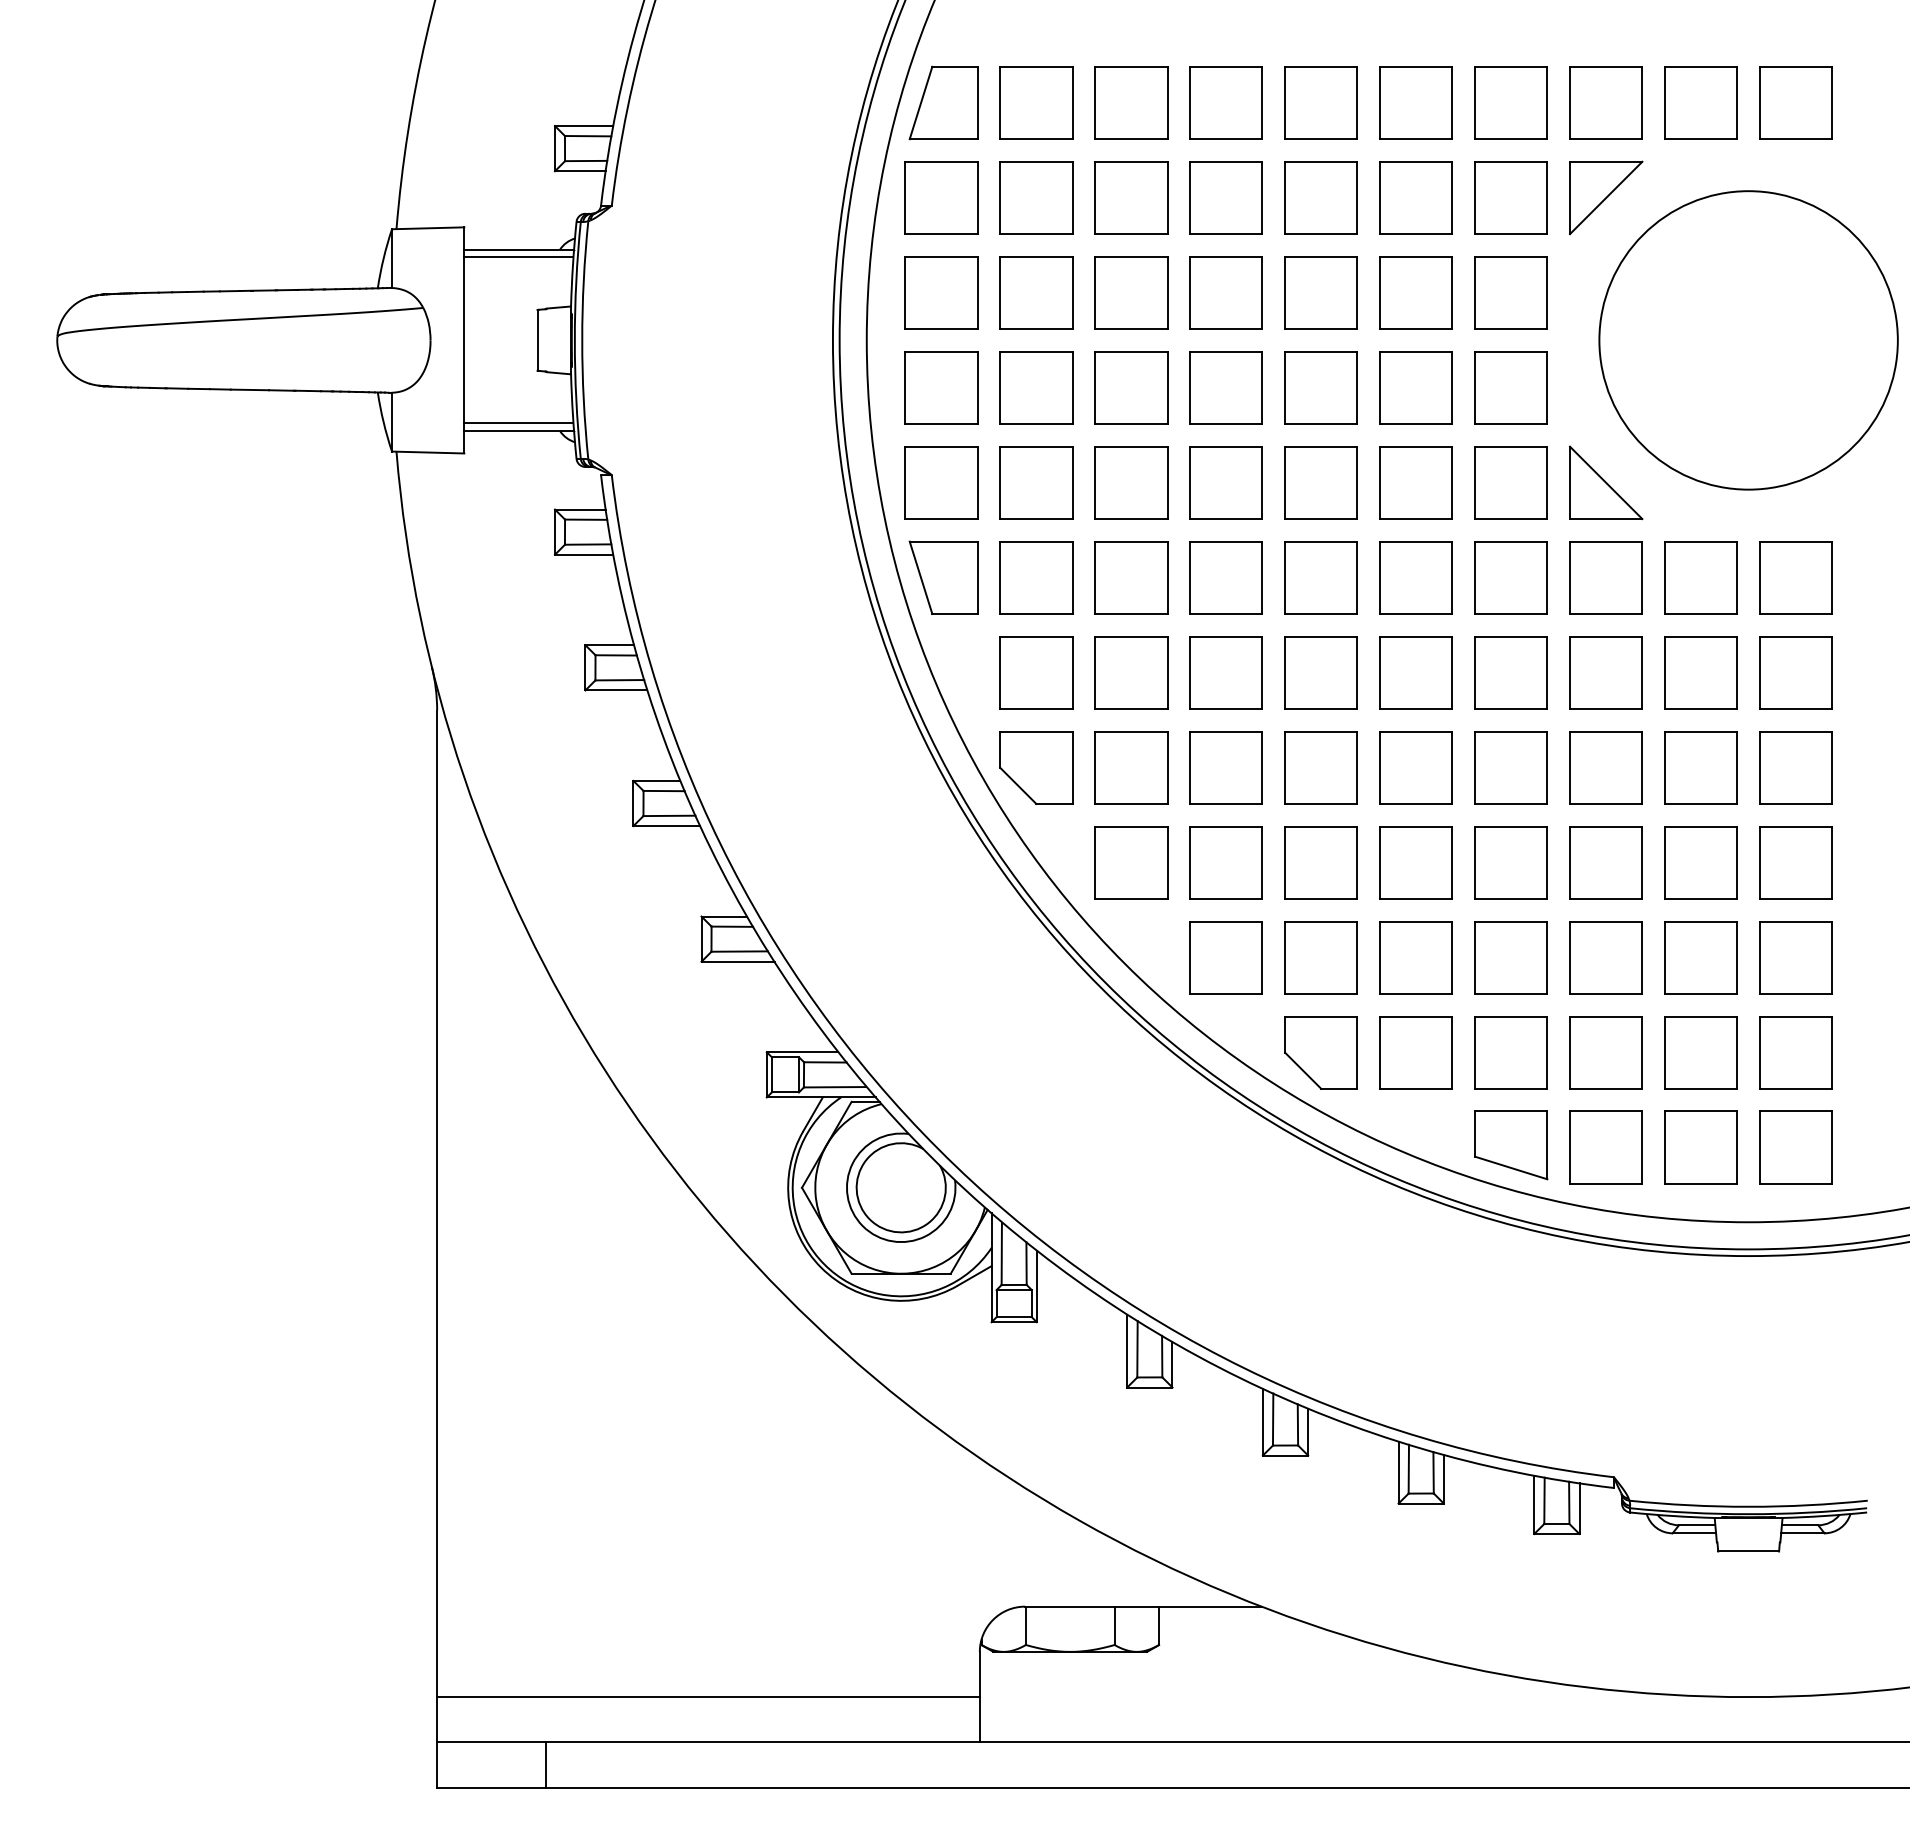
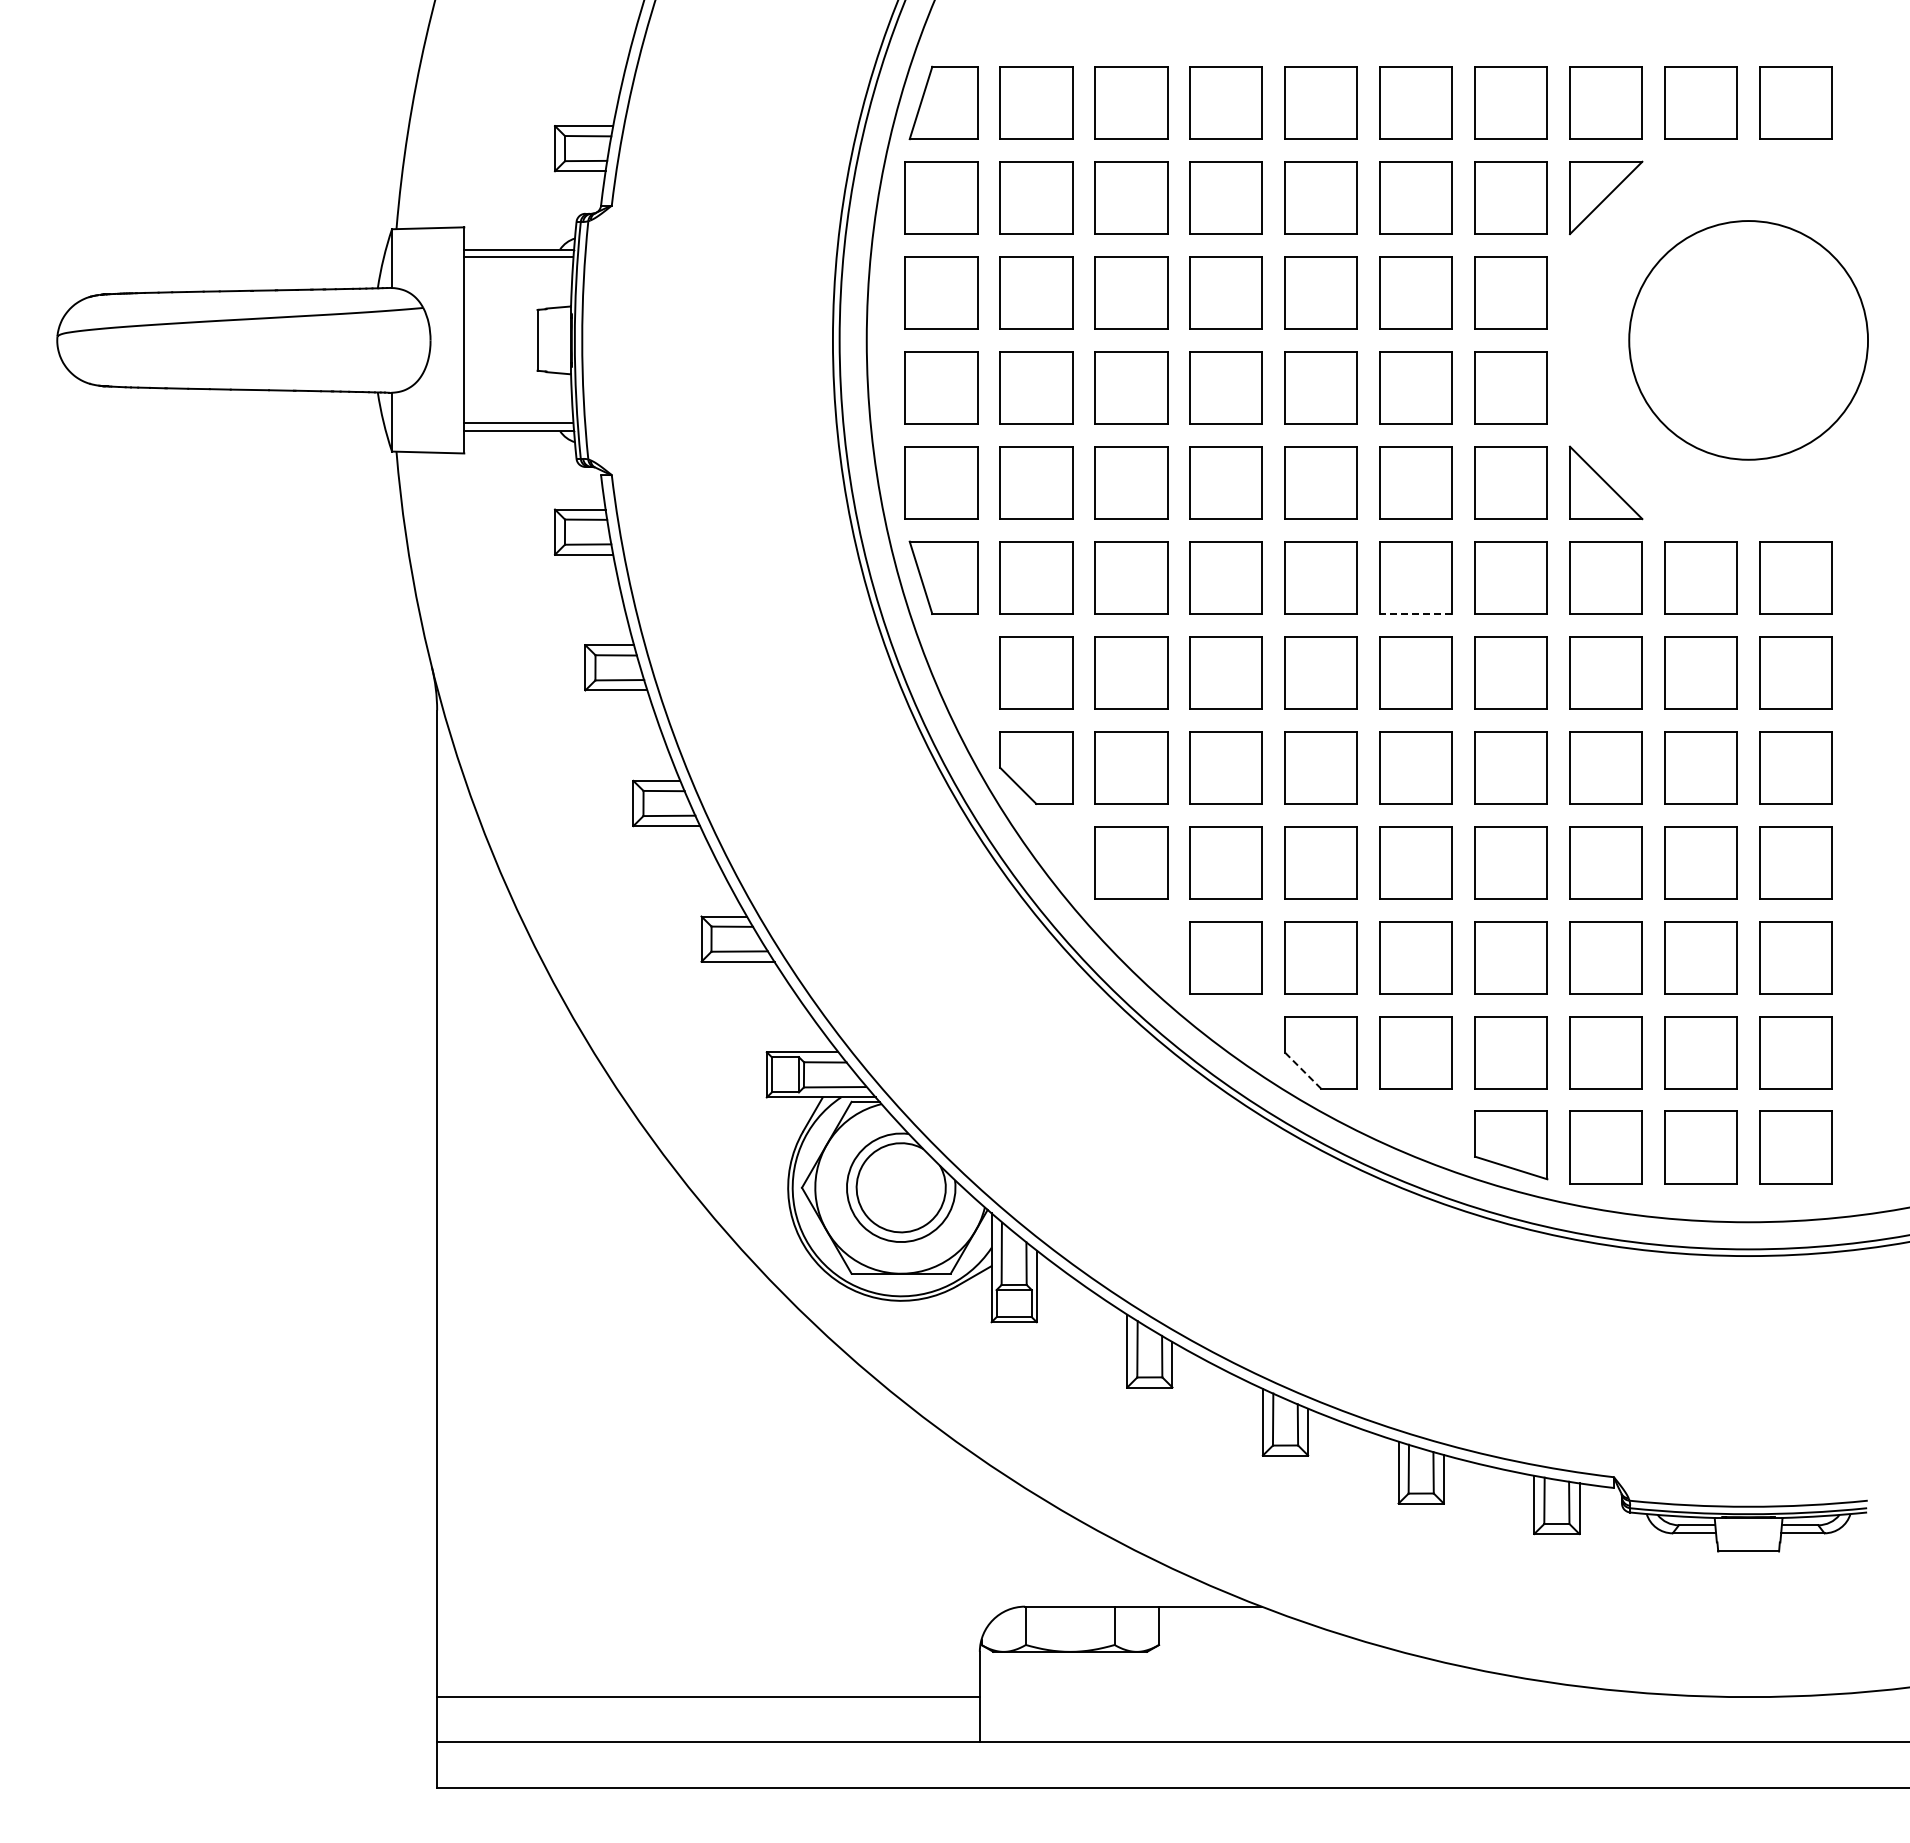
circle diameter: 298 px -> 239 px (1748, 340)
line: solid -> dashed (1415, 614)
line: solid -> dashed (1303, 1070)
line: present -> none (545, 1764)
